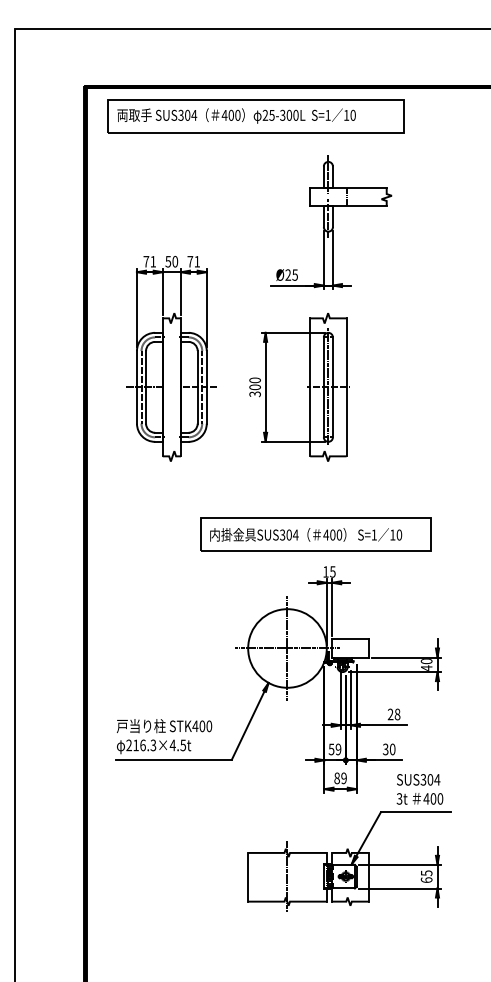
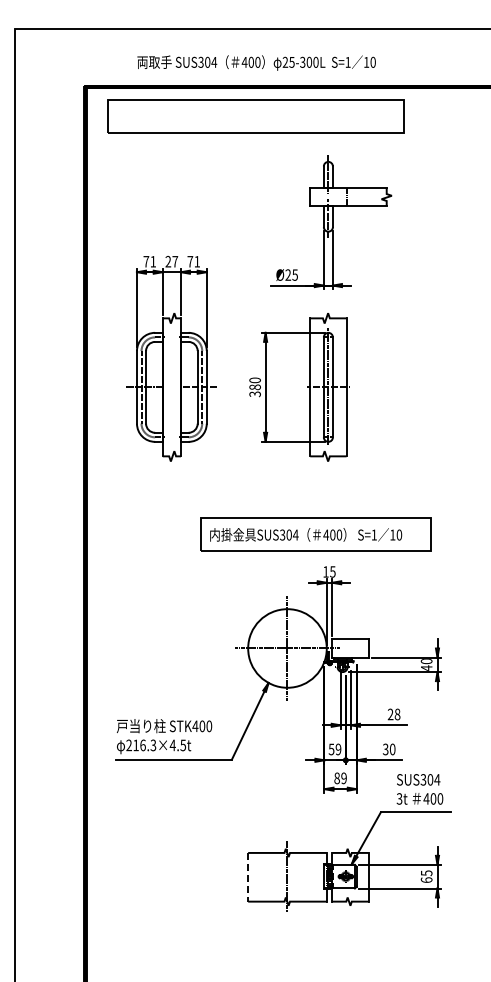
text position: (236, 115) -> (256, 62) (256, 62)
text: 50 -> 27 (171, 261)
text: 300 -> 380 (255, 387)
line: solid -> dashed (248, 877)
